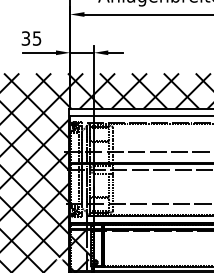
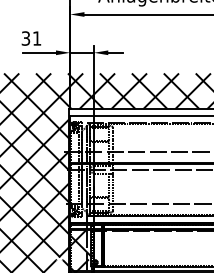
text: 35 -> 31 (37, 38)
